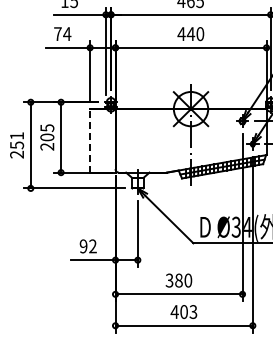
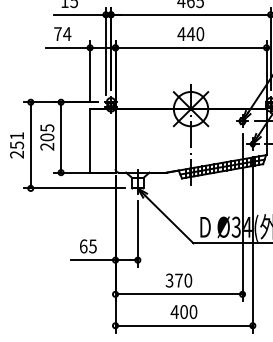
line: dashed -> solid (90, 140)
text: 92 -> 65 (87, 246)
text: 380 -> 370 (178, 280)
text: 403 -> 400 (193, 311)
